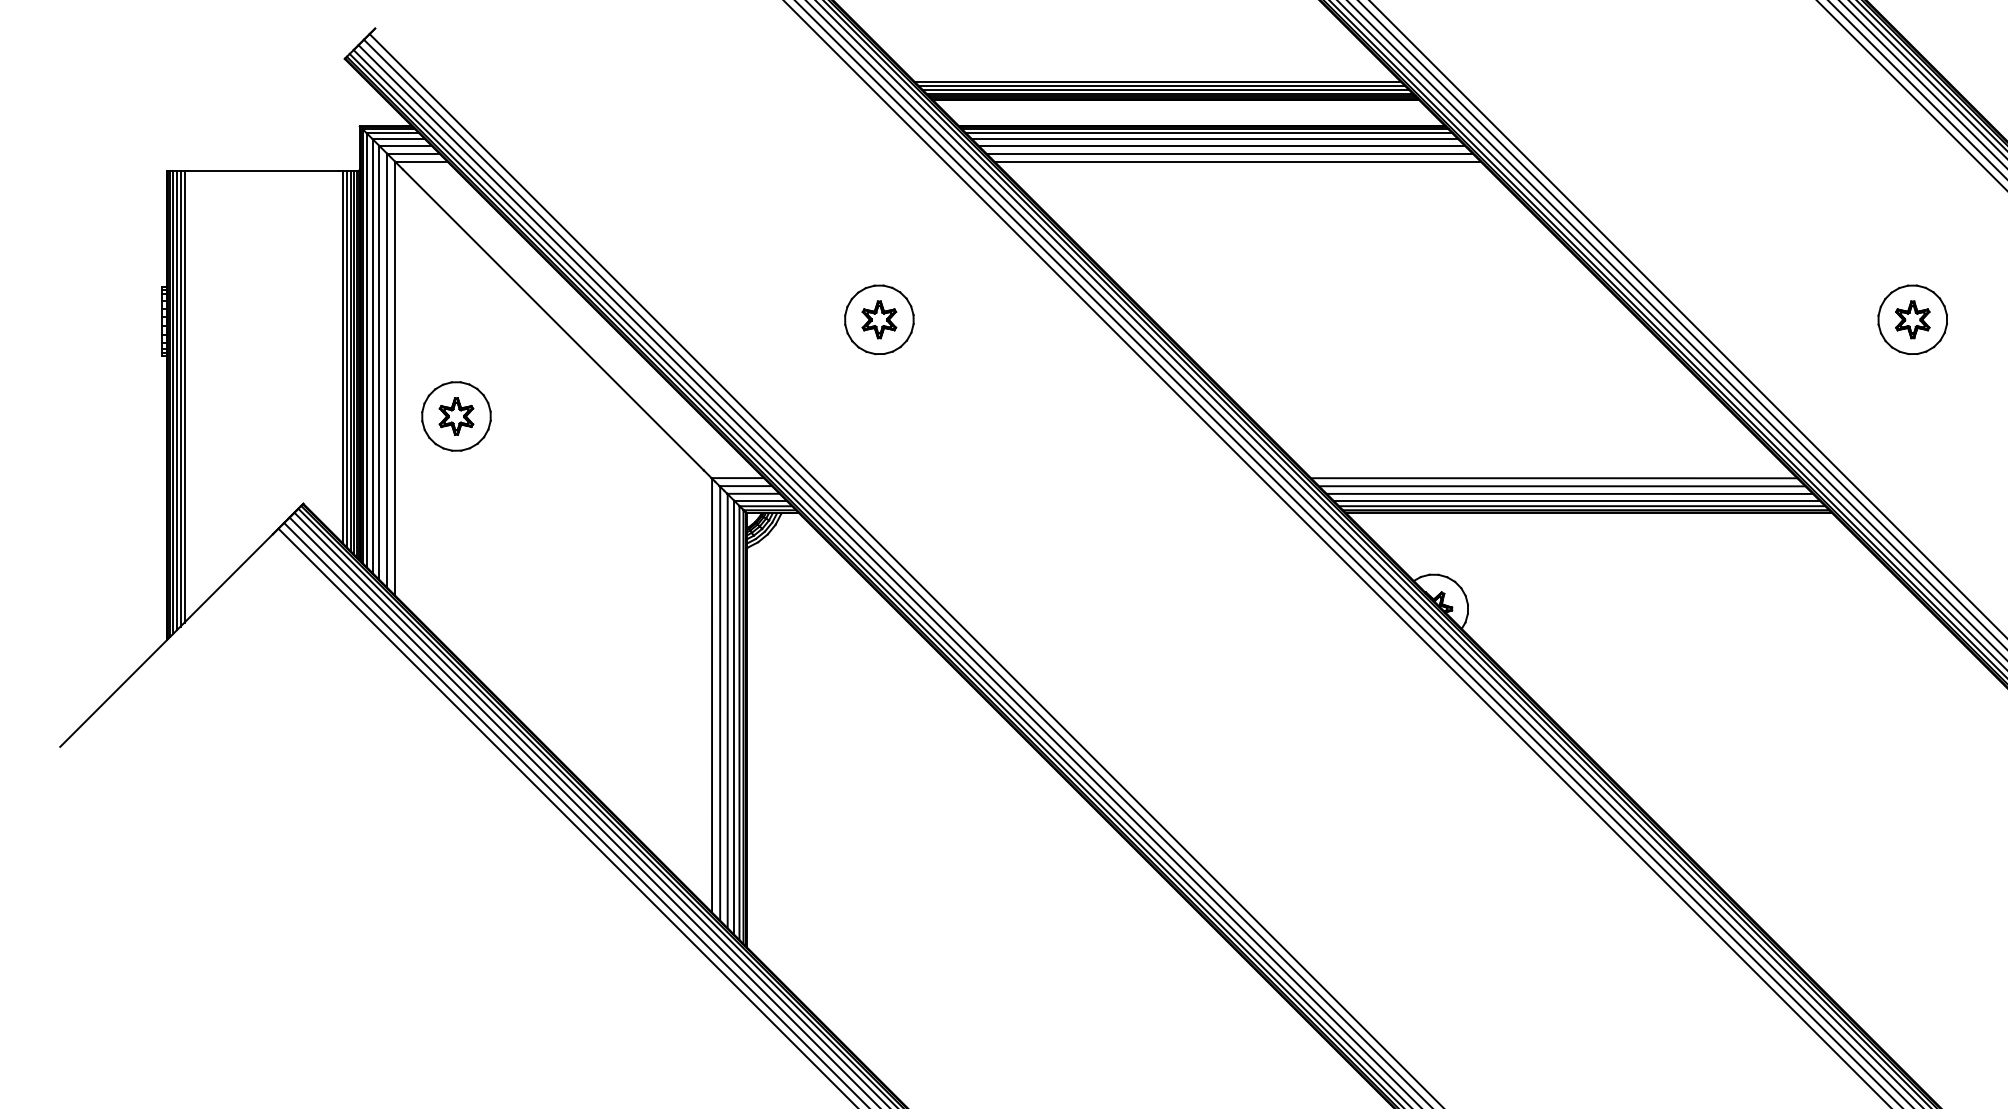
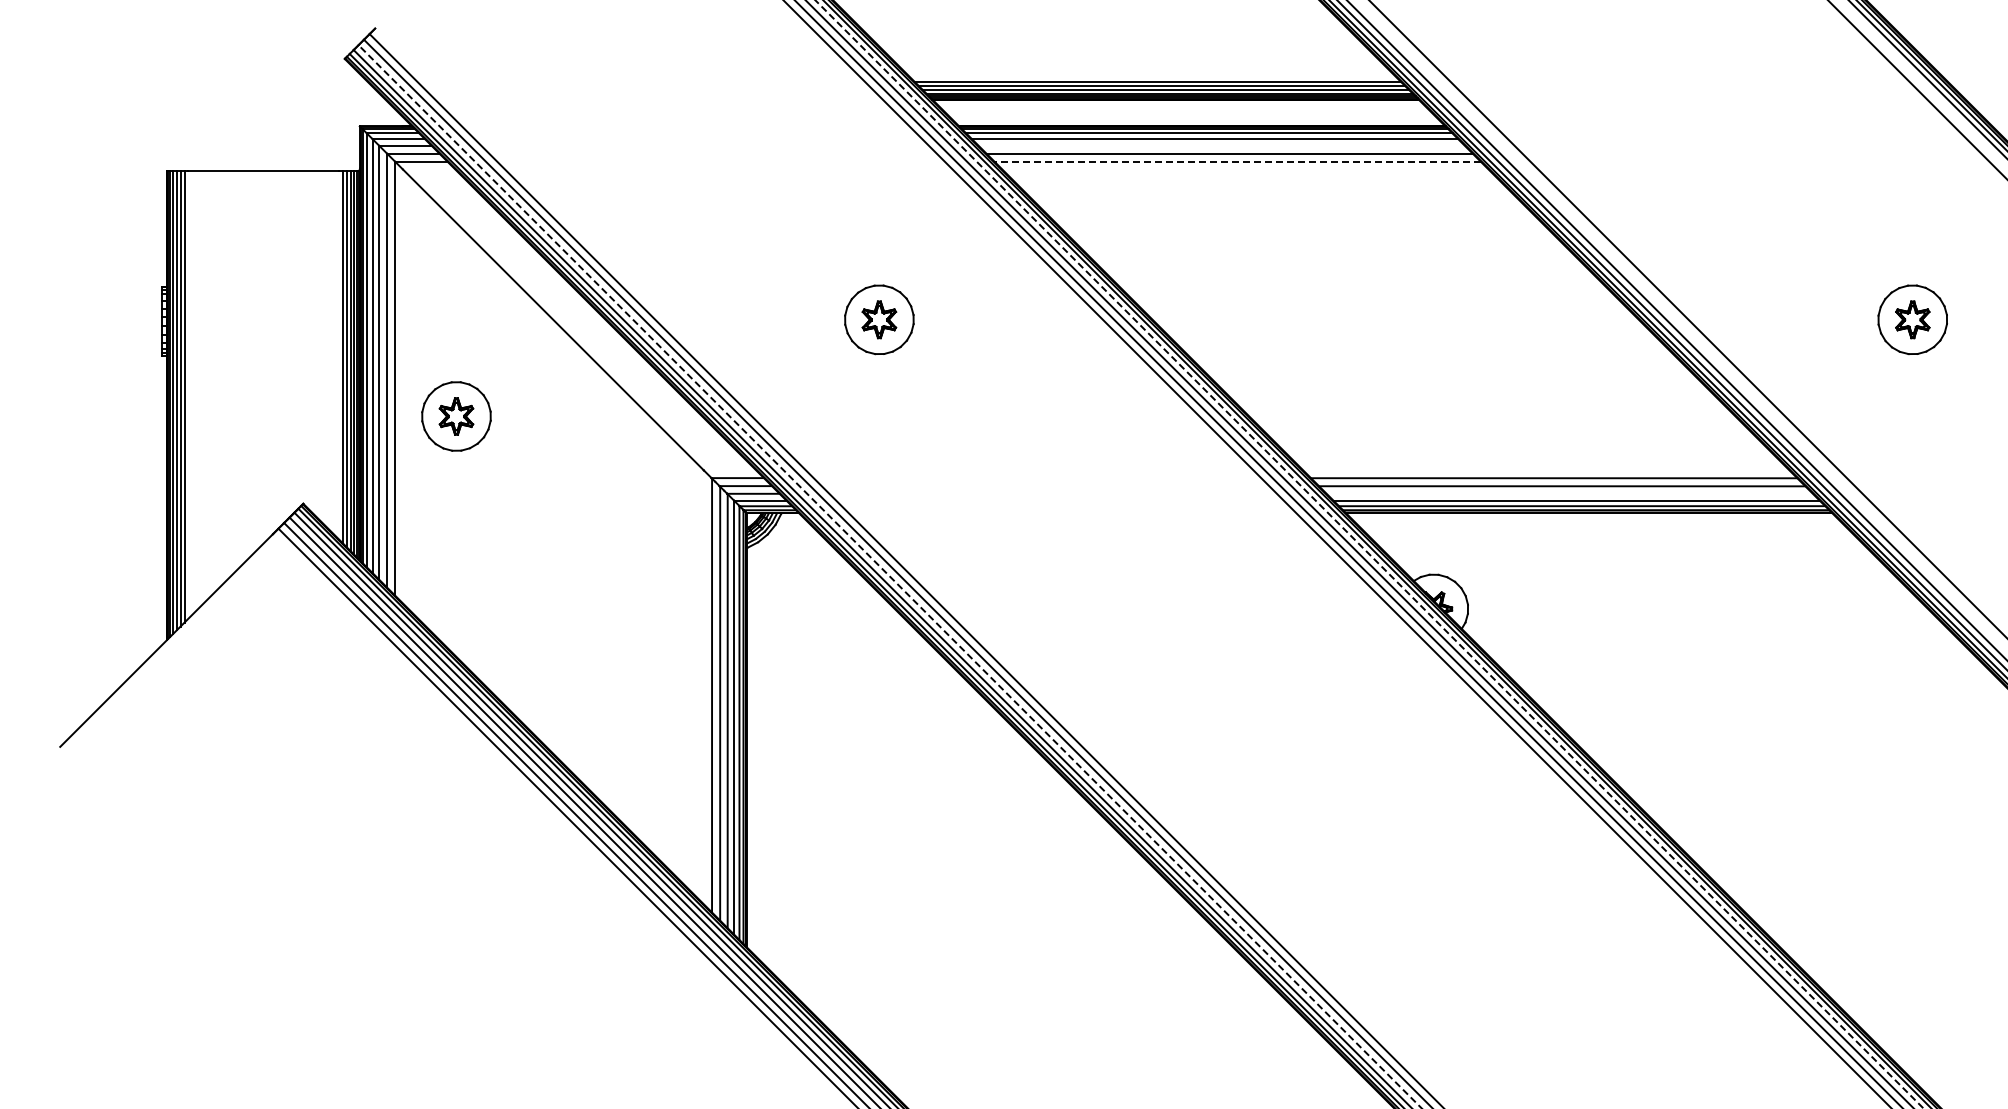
line: present -> none (1922, 84)
line: present -> none (1911, 94)
line: present -> none (1221, 145)
line: solid -> dashed (1237, 161)
line: present -> none (1681, 324)
line: present -> none (1569, 493)
line: solid -> dashed (1369, 554)
line: solid -> dashed (890, 576)
